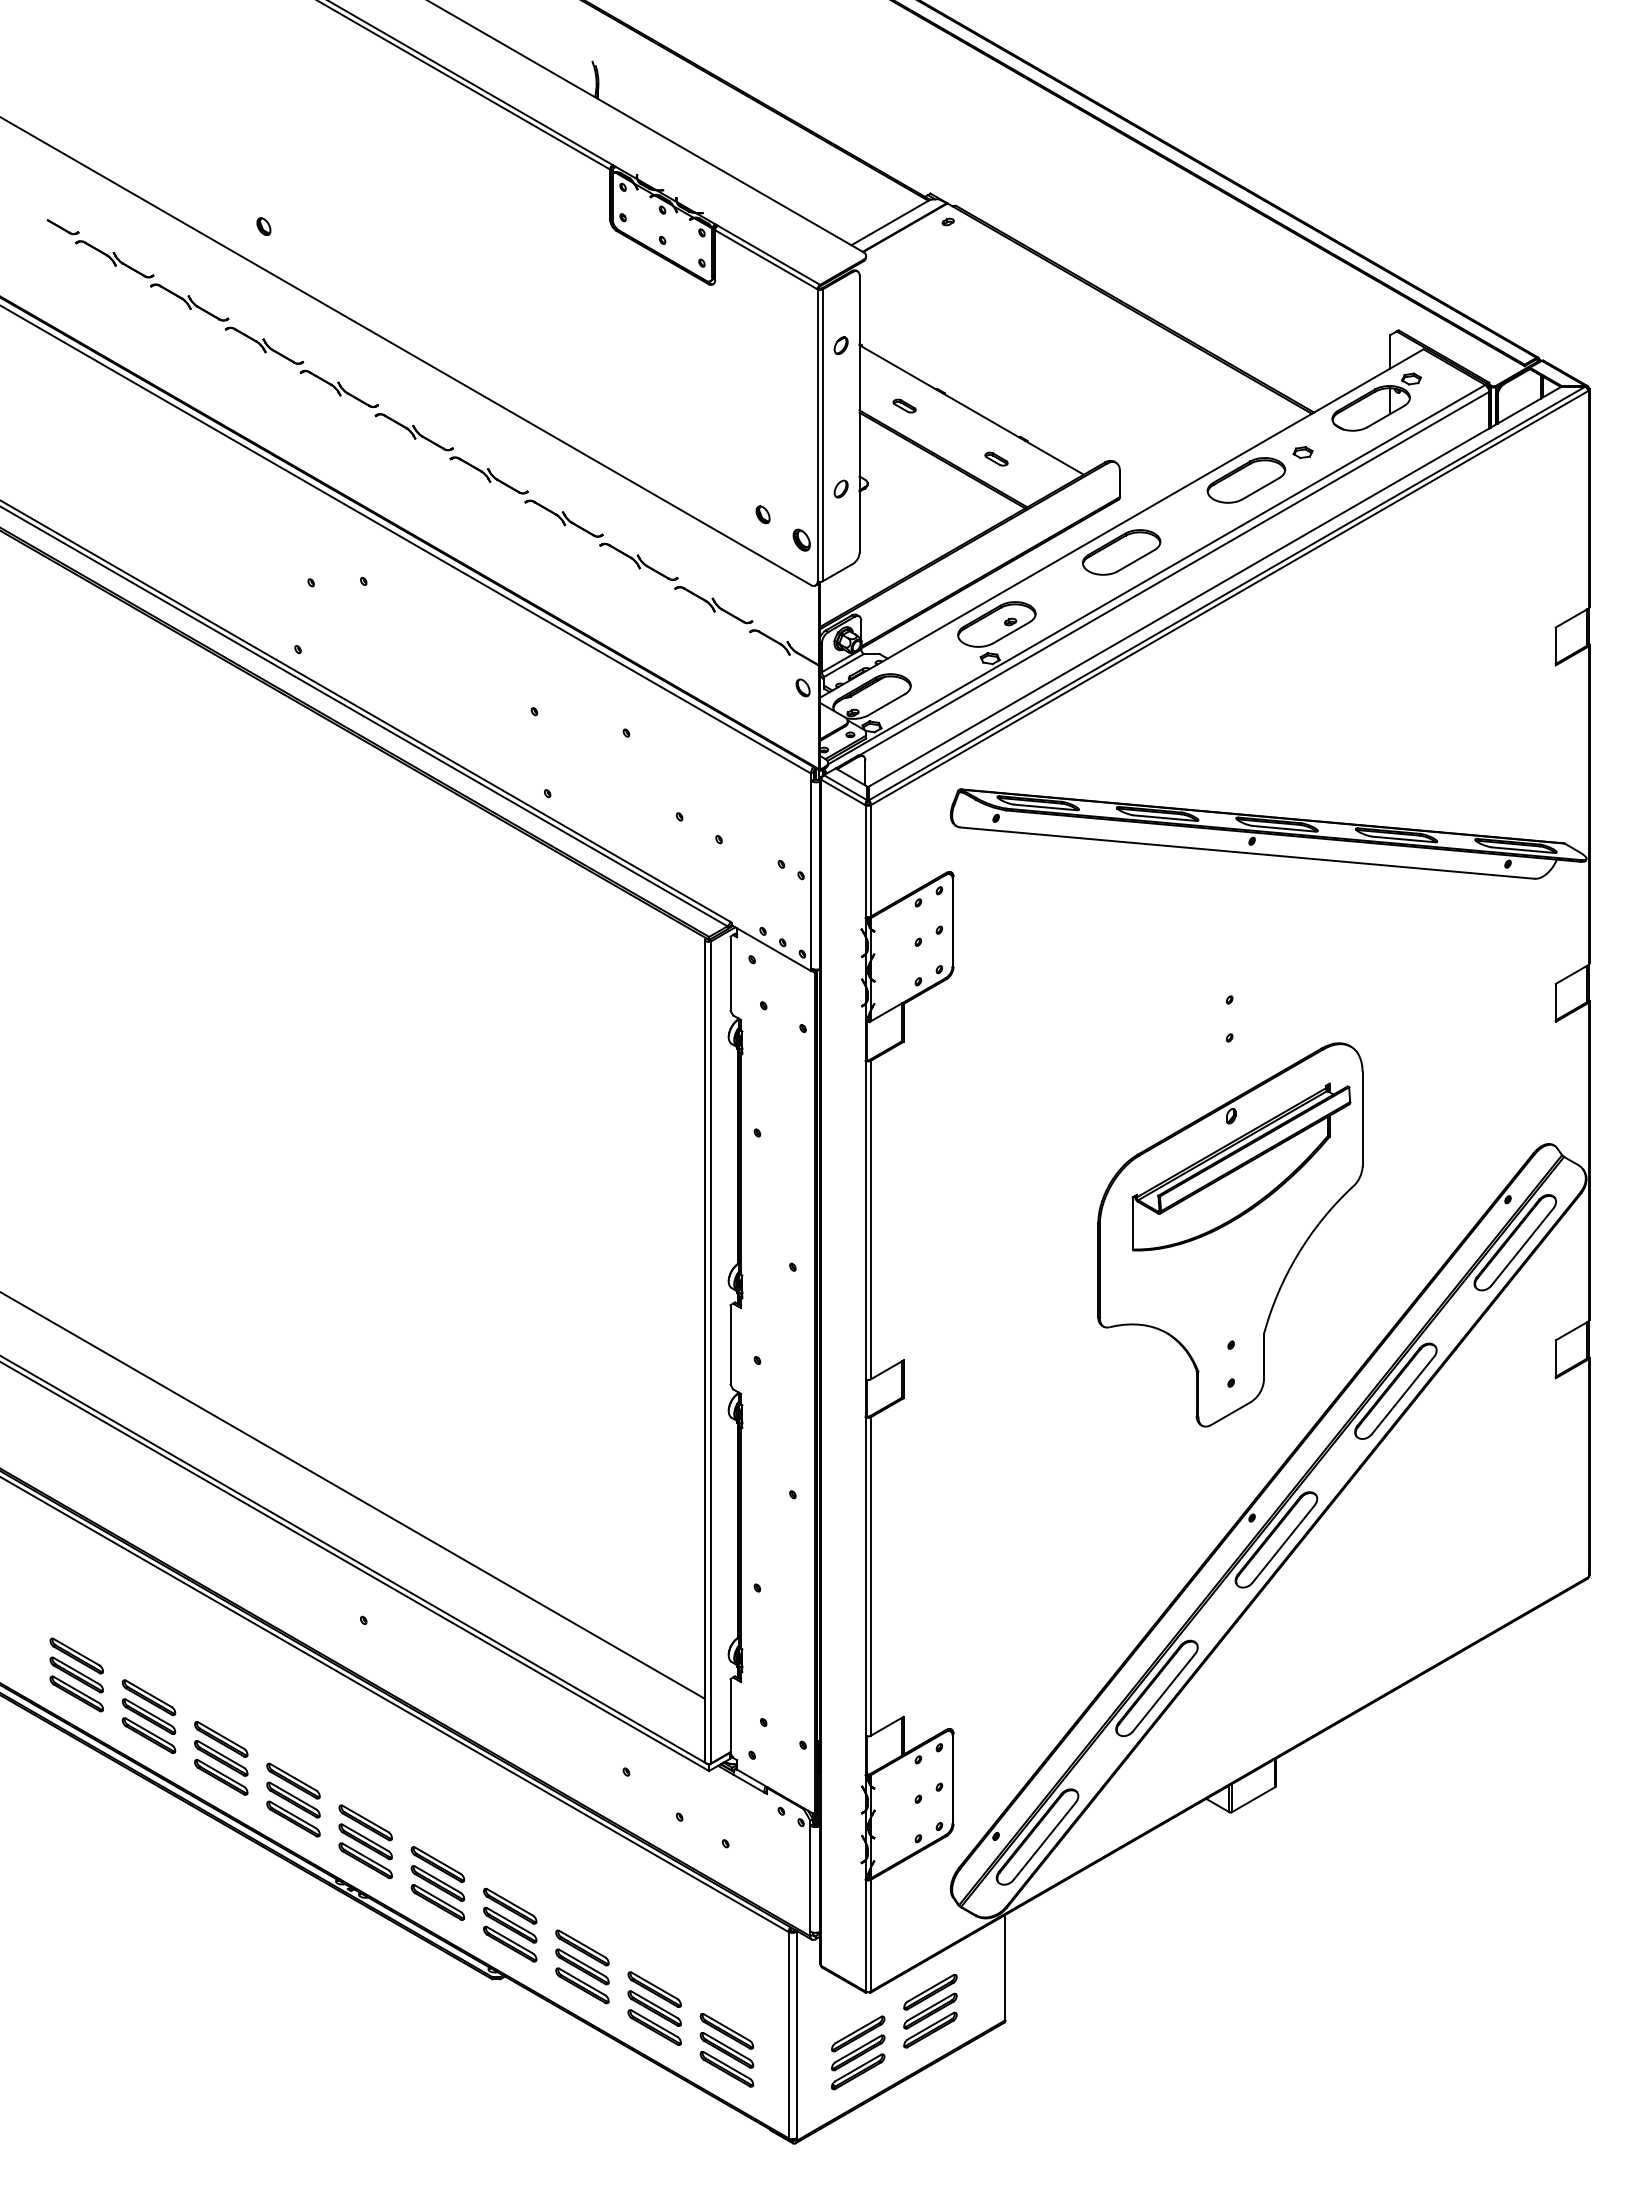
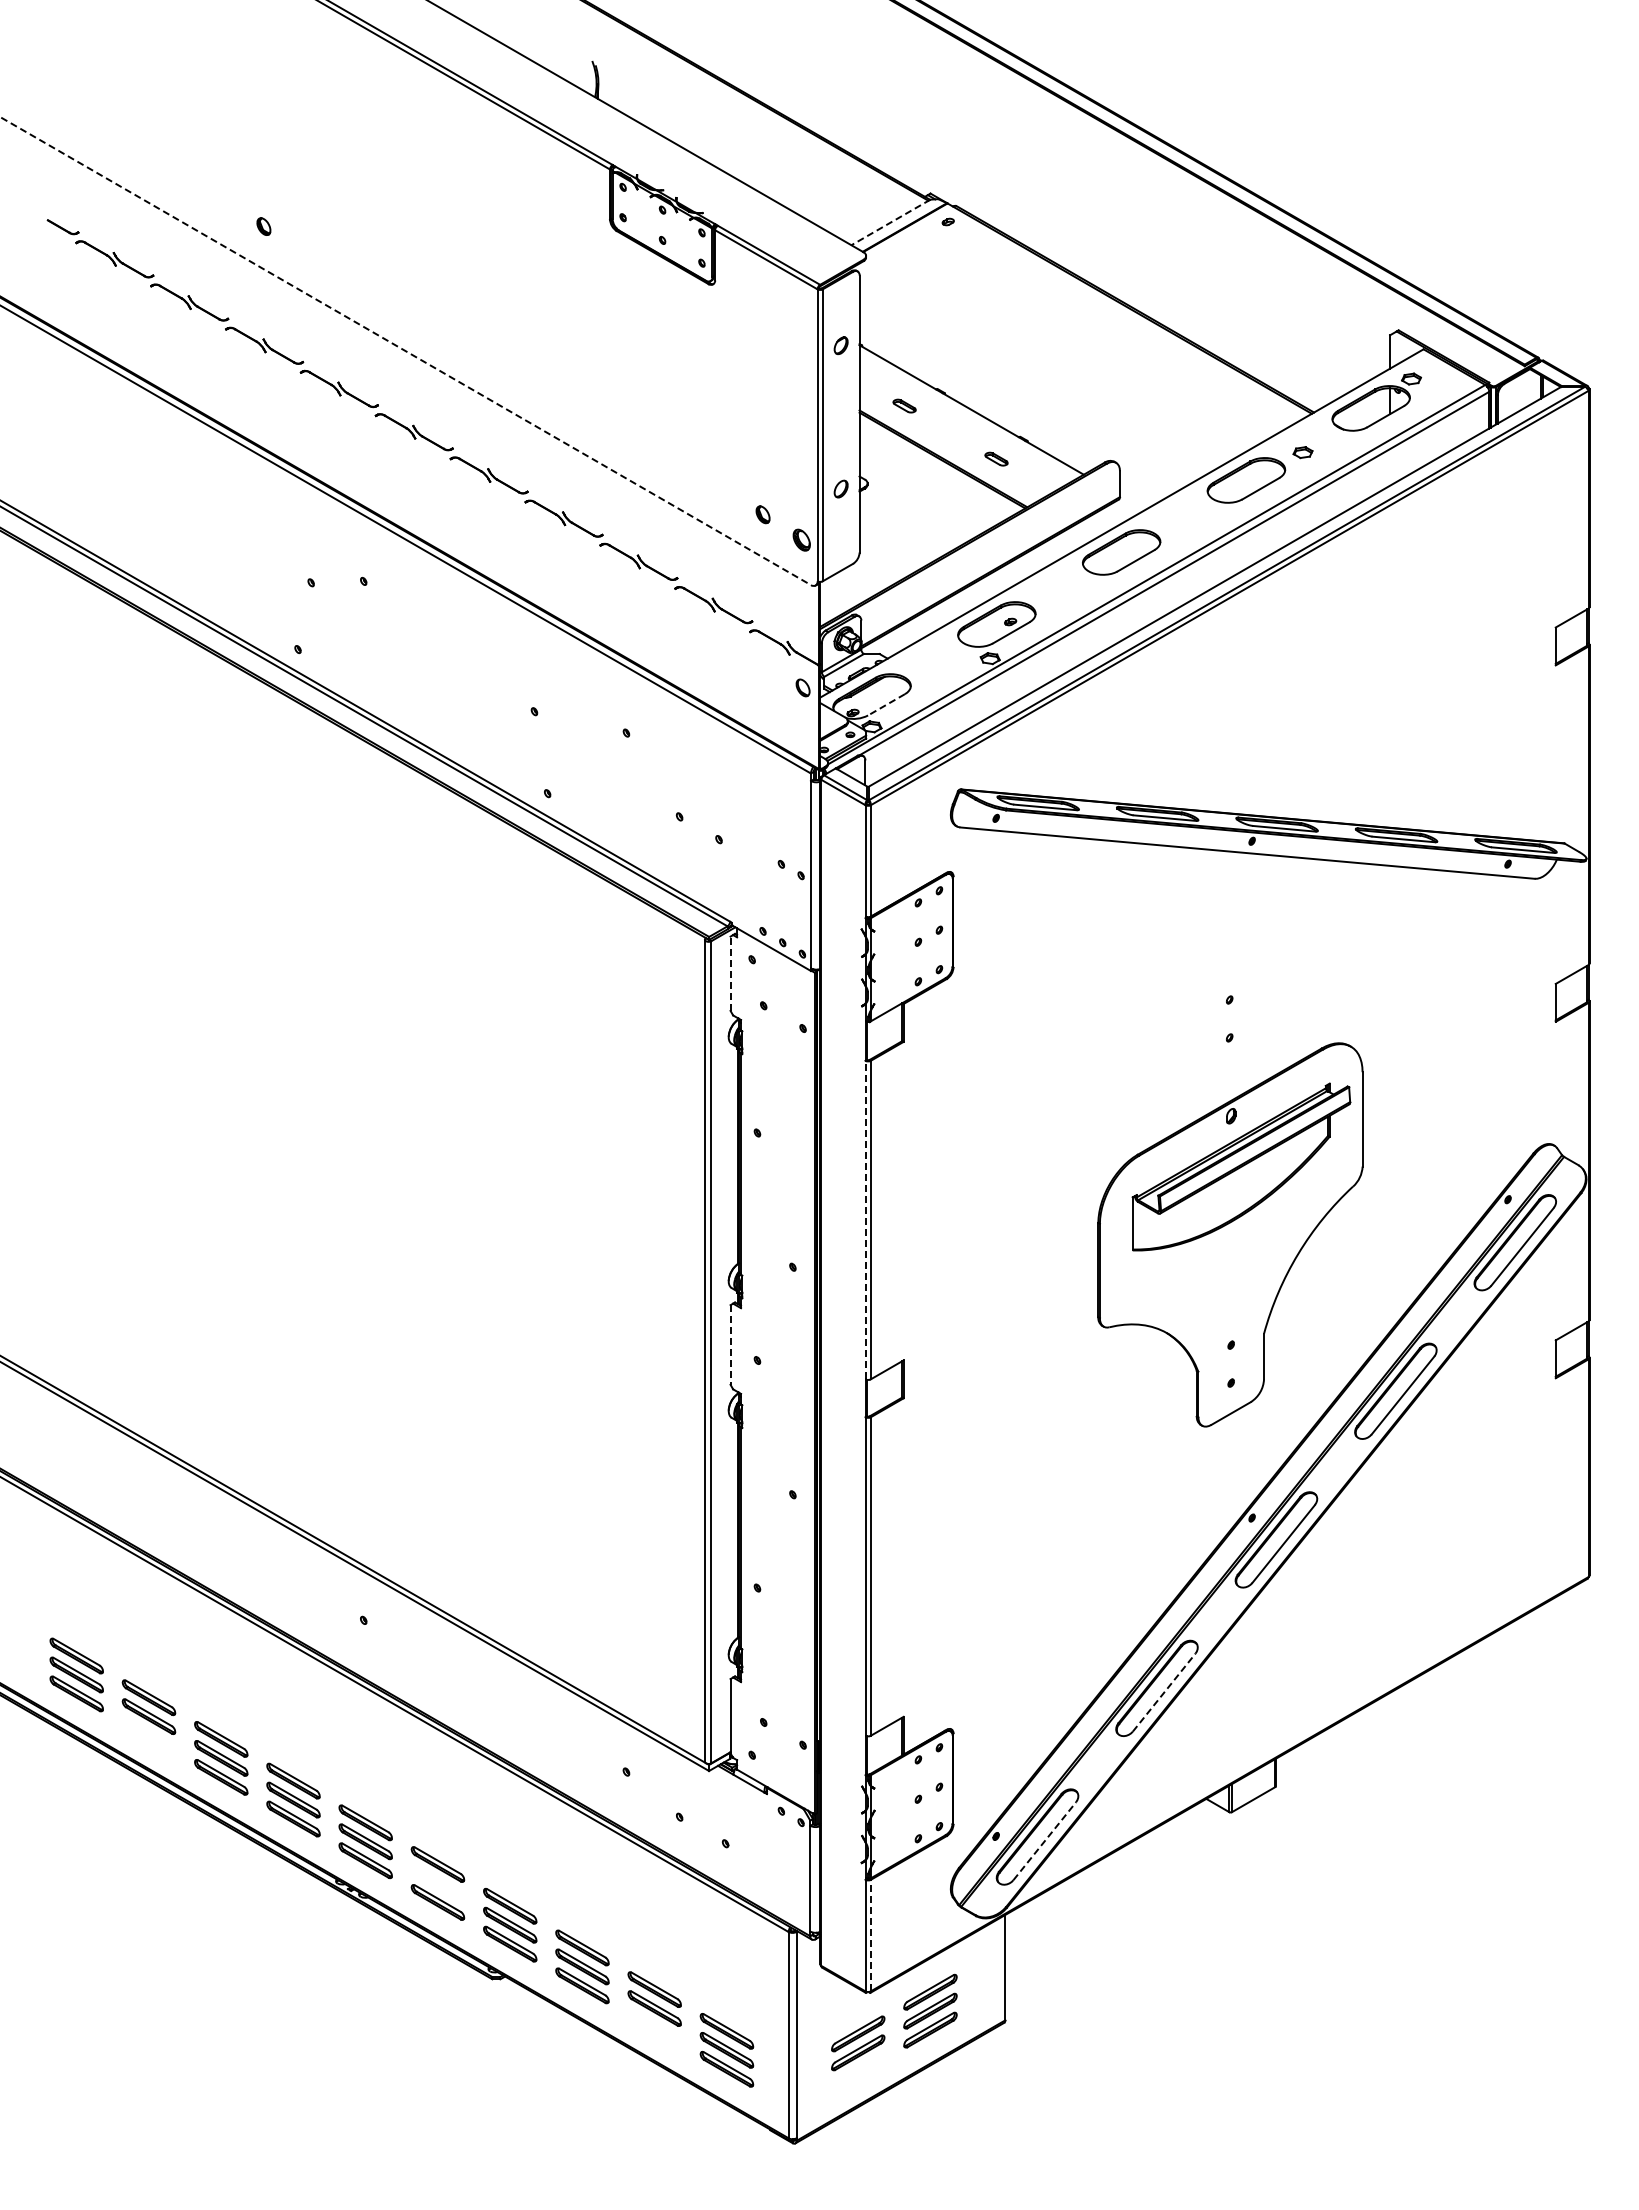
line: solid -> dashed (890, 222)
line: solid -> dashed (405, 351)
line: solid -> dashed (886, 705)
line: solid -> dashed (730, 973)
line: solid -> dashed (865, 1219)
line: solid -> dashed (730, 1344)
line: present -> none (353, 1495)
line: solid -> dashed (1164, 1692)
part: present -> none (148, 1735)
line: solid -> dashed (1044, 1841)
part: present -> none (437, 1883)
line: solid -> dashed (870, 1935)
part: present -> none (654, 2027)
part: present -> none (858, 2071)
